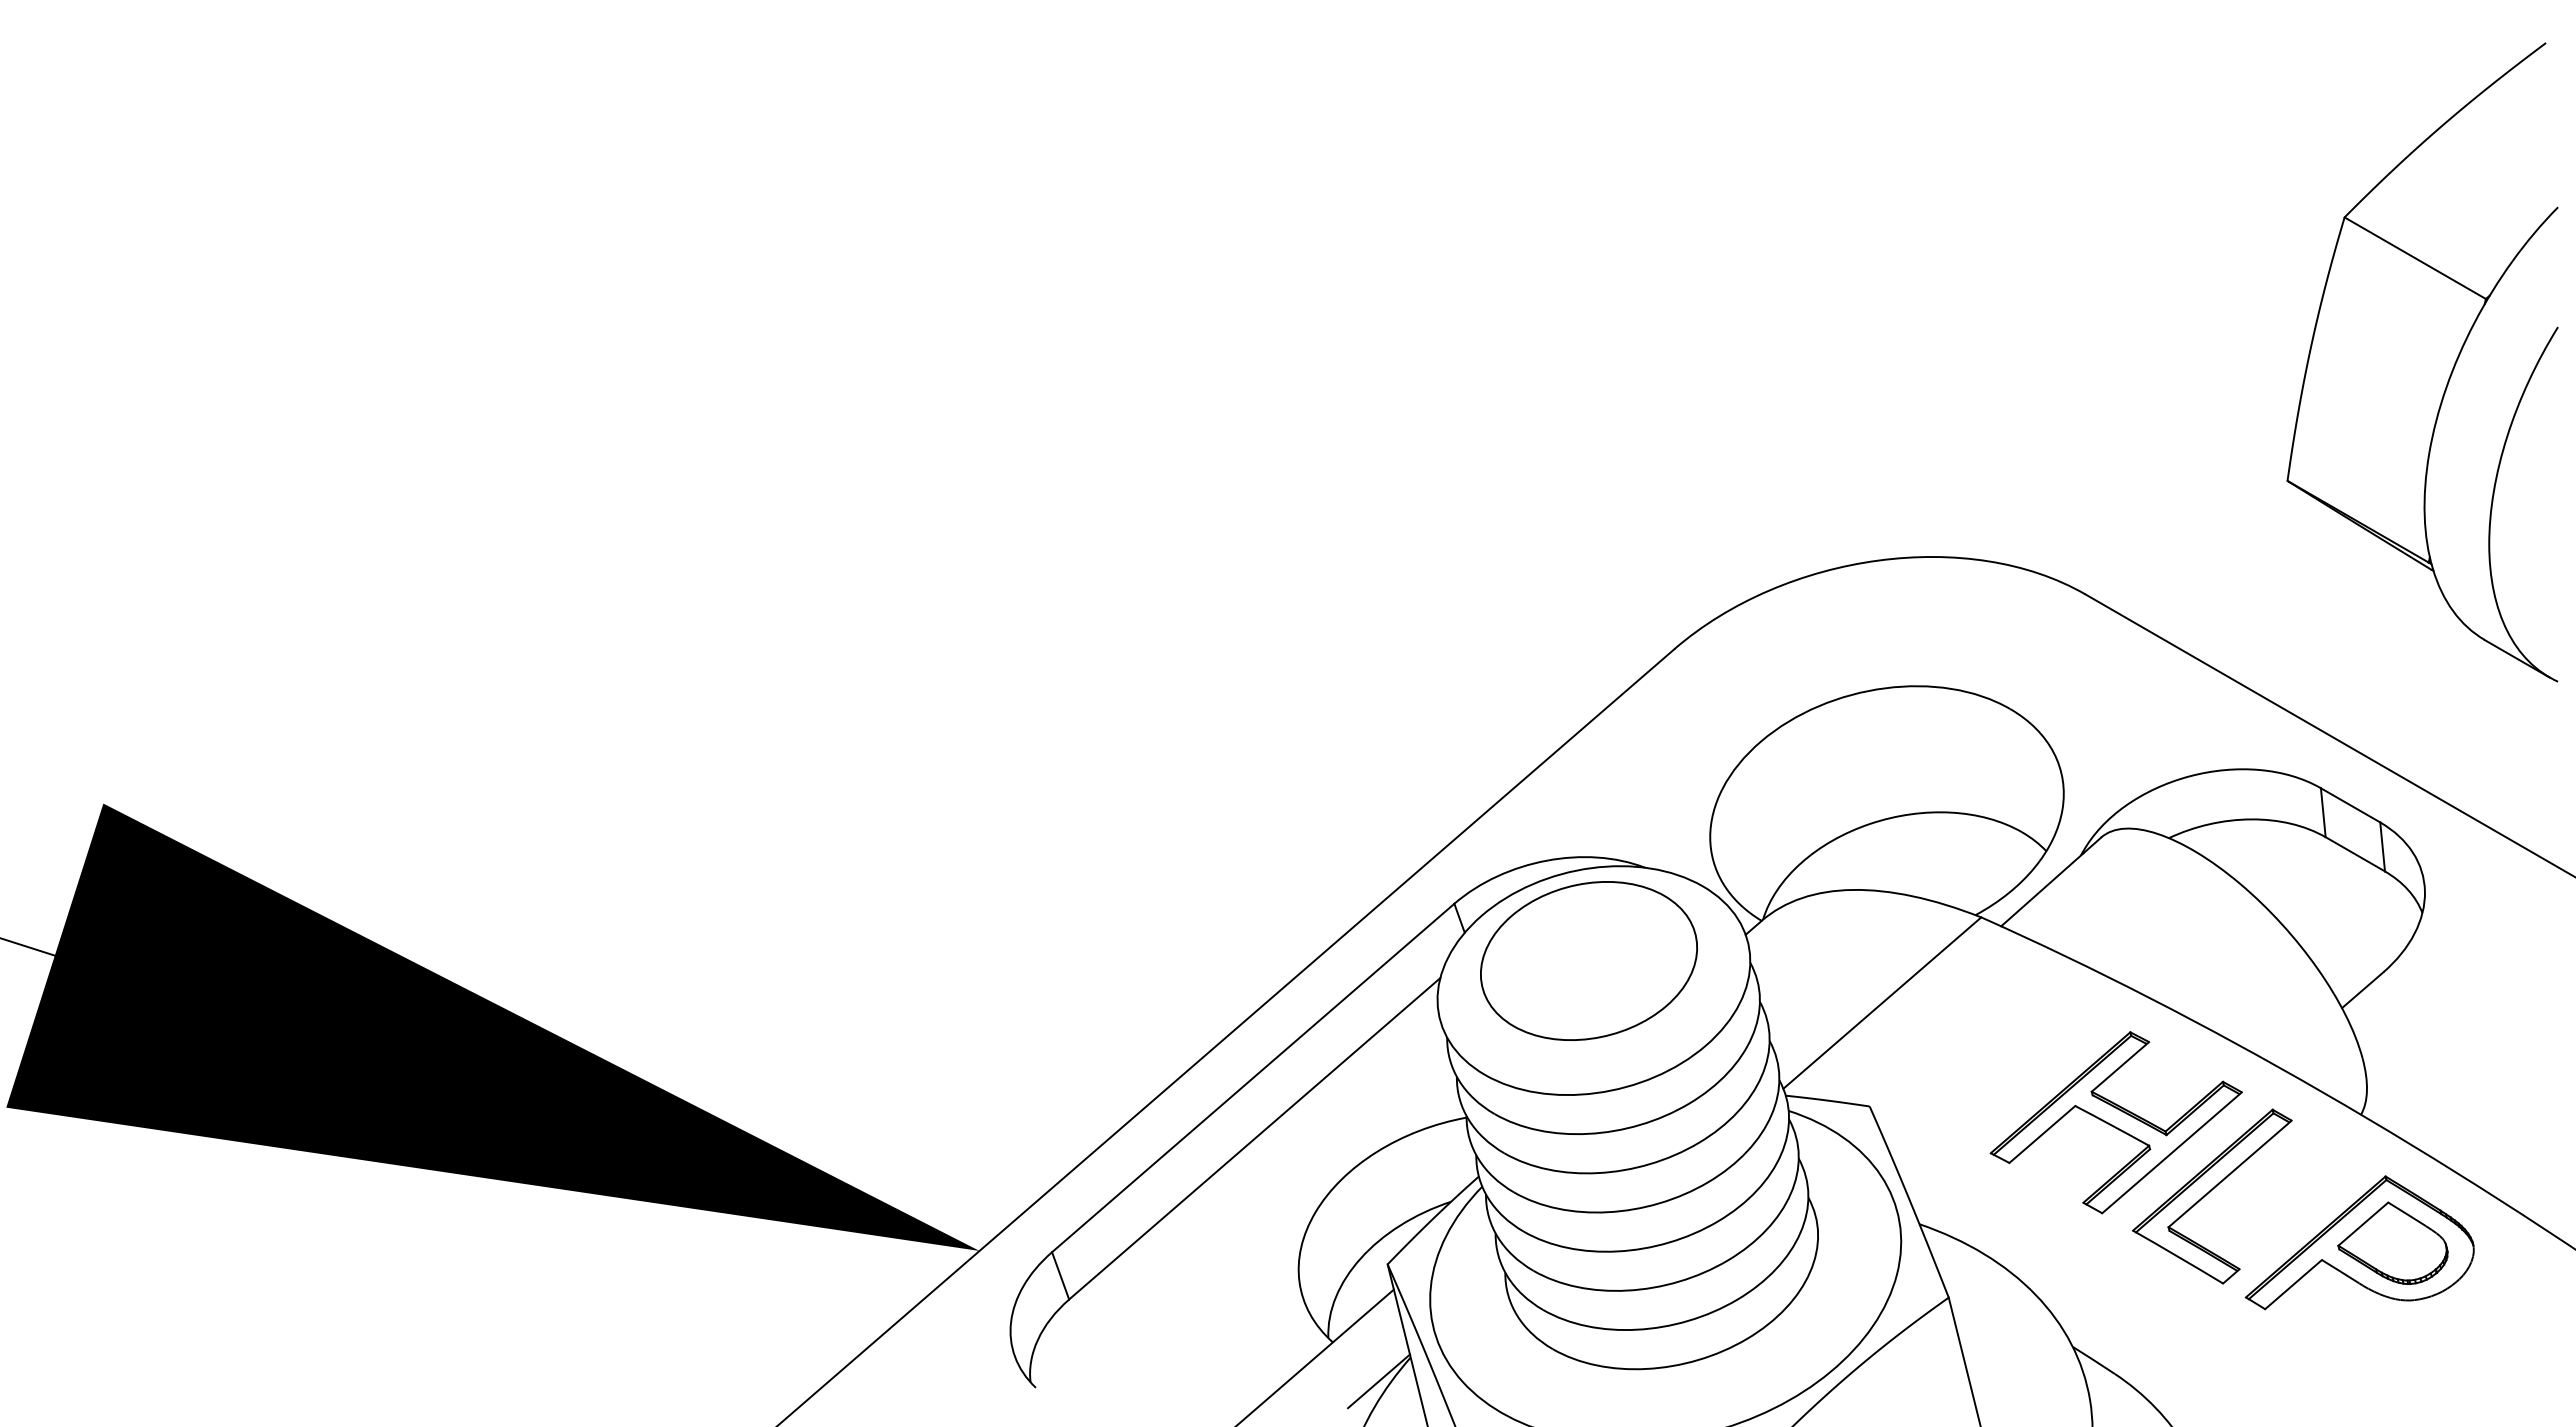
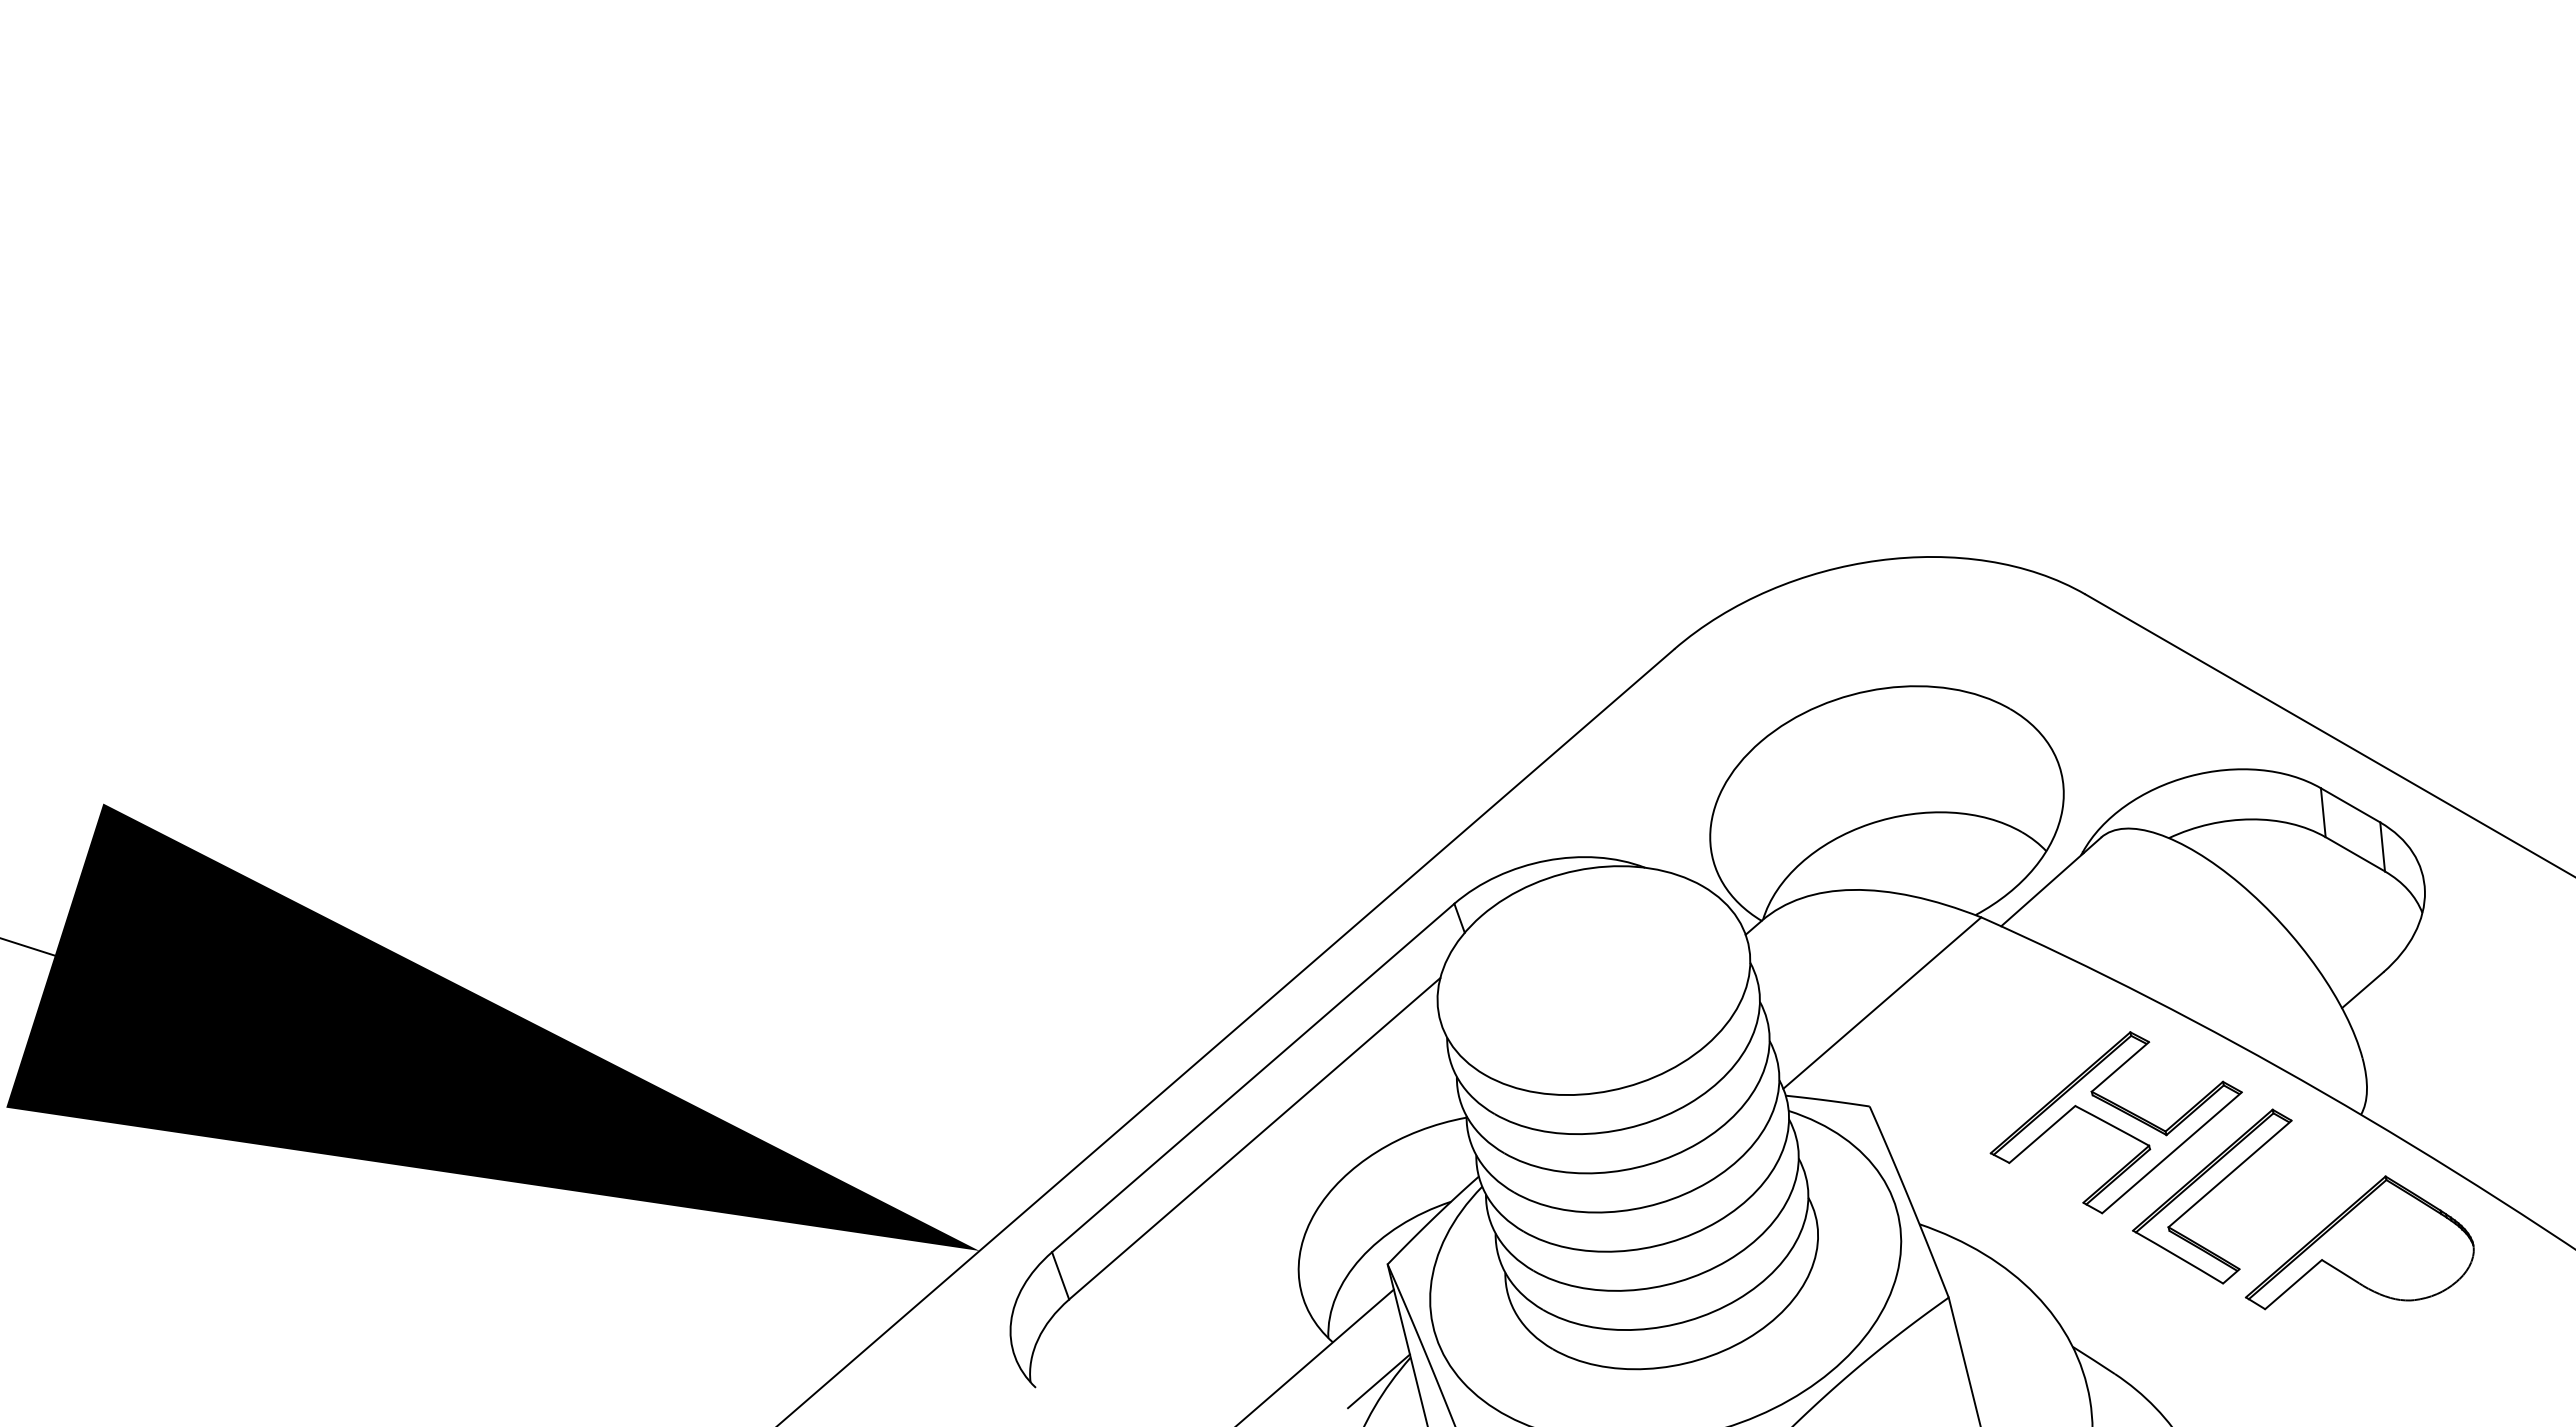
part: present -> none (2422, 362)
part: present -> none (1588, 960)
part: present -> none (2392, 1242)
